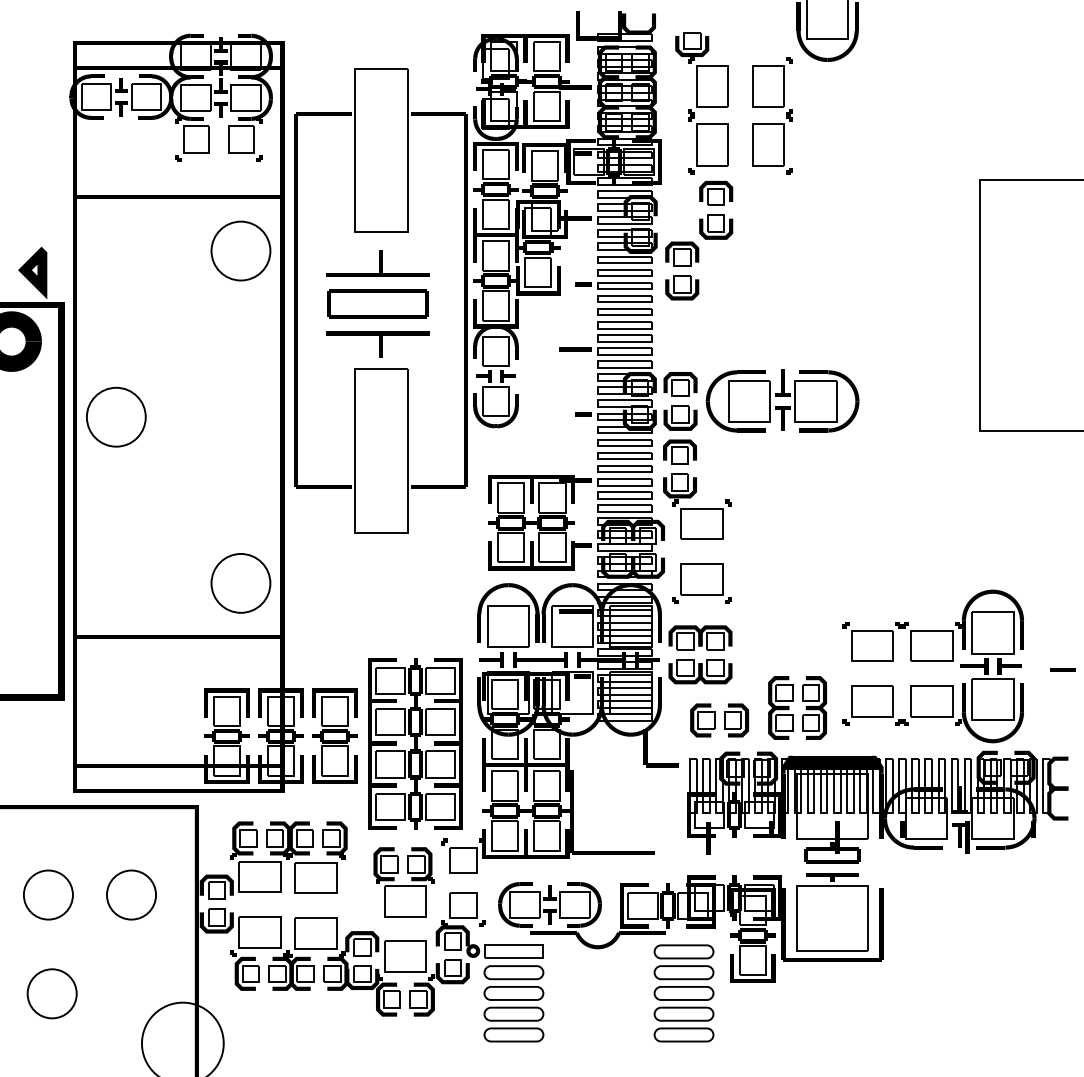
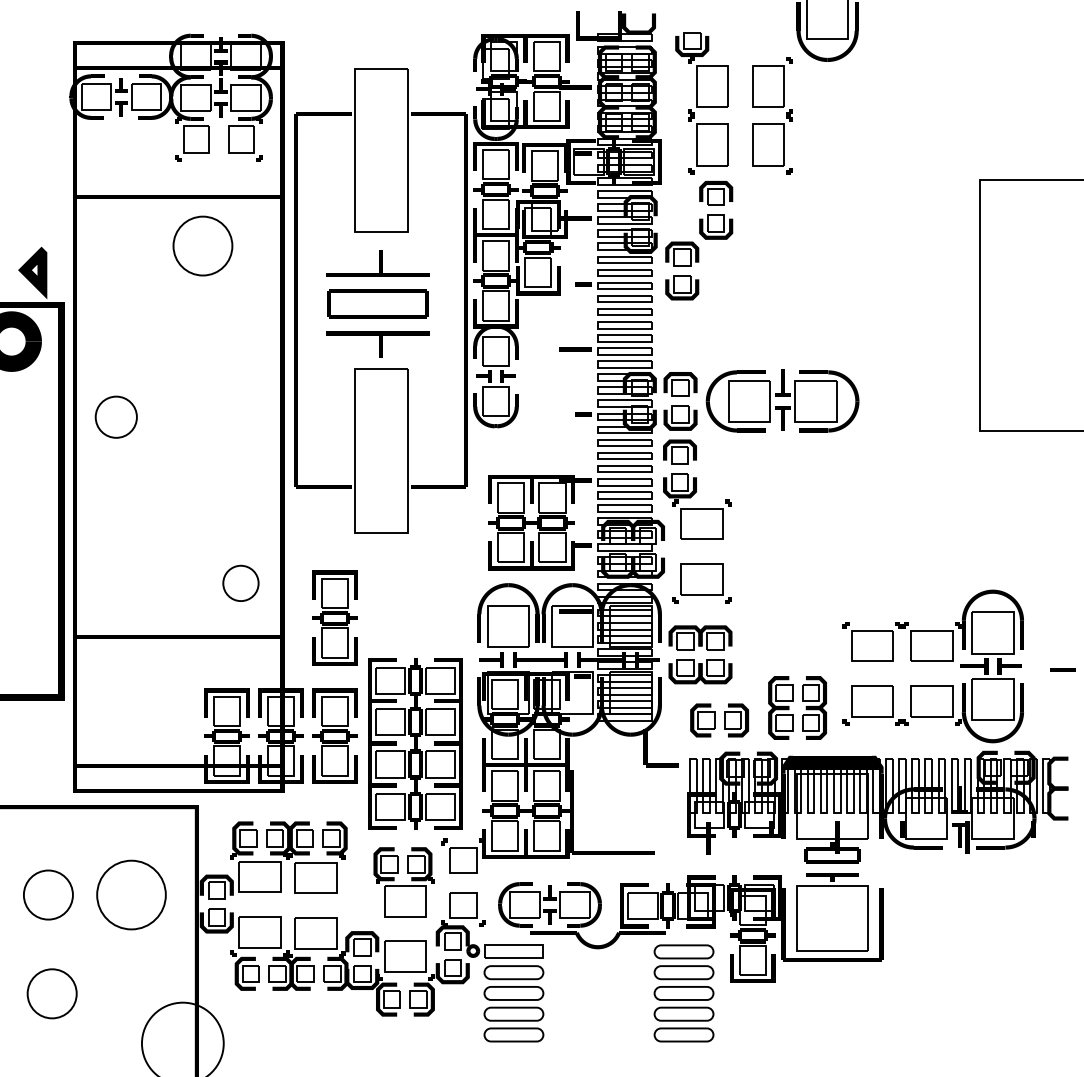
circle position: (240, 250) -> (202, 245) (202, 245)
circle diameter: 59 px -> 41 px (115, 416)
circle size: 62x61 px -> 38x38 px (240, 582)
part: none -> present (334, 617)
circle diameter: 49 px -> 69 px (131, 894)
